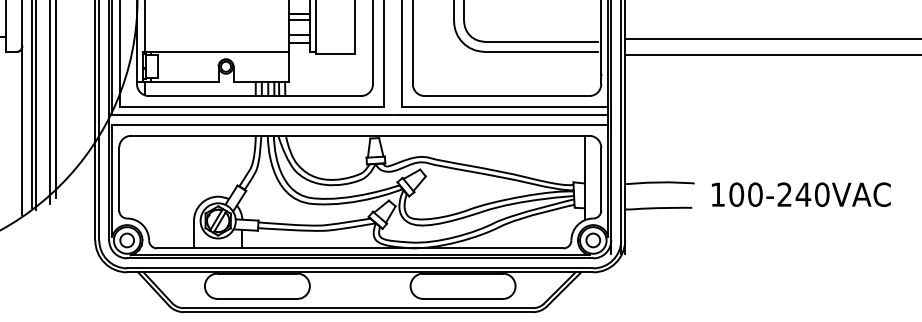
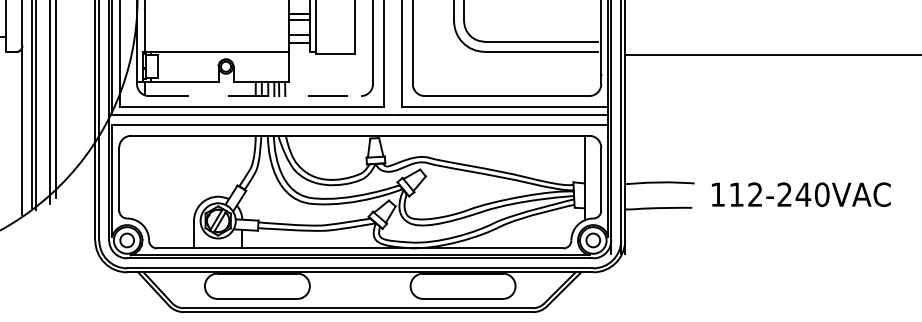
line: present -> none (771, 38)
line: solid -> dashed (255, 96)
text: 100-240VAC -> 112-240VAC (745, 194)
